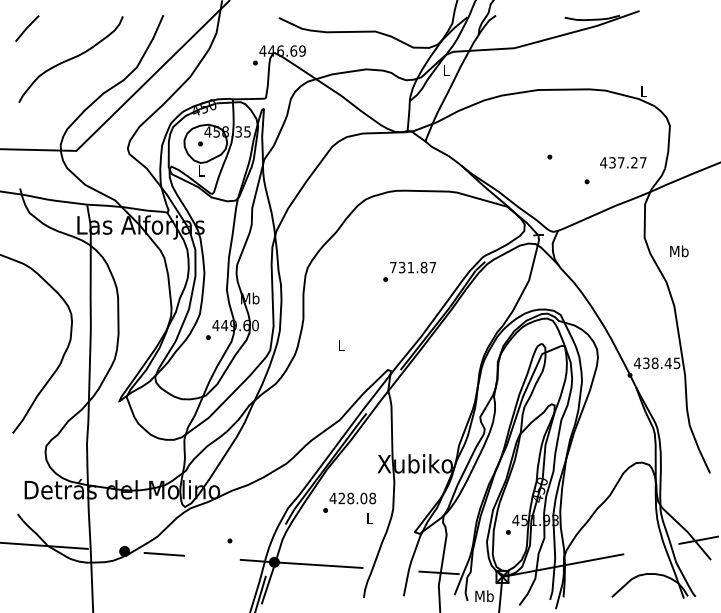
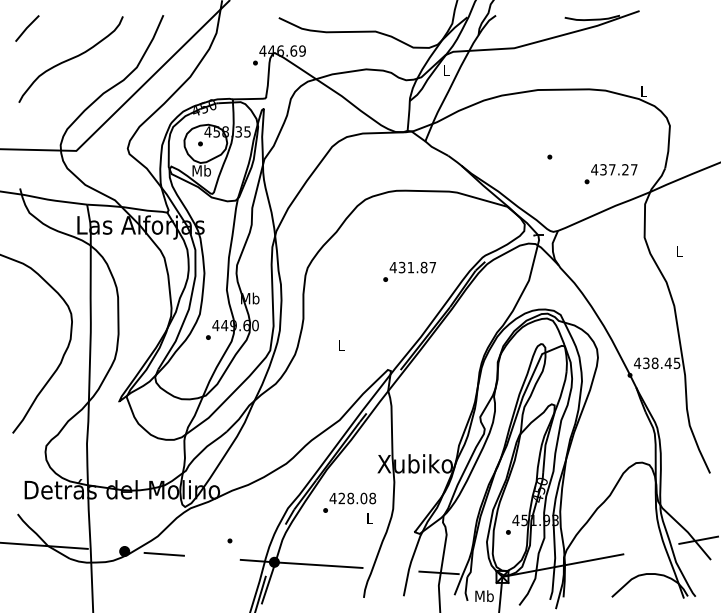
text position: (623, 162) -> (614, 169) (614, 169)
text: L -> Mb (201, 170)
text: Mb -> L (679, 251)
text: 731.87 -> 431.87 (392, 267)
